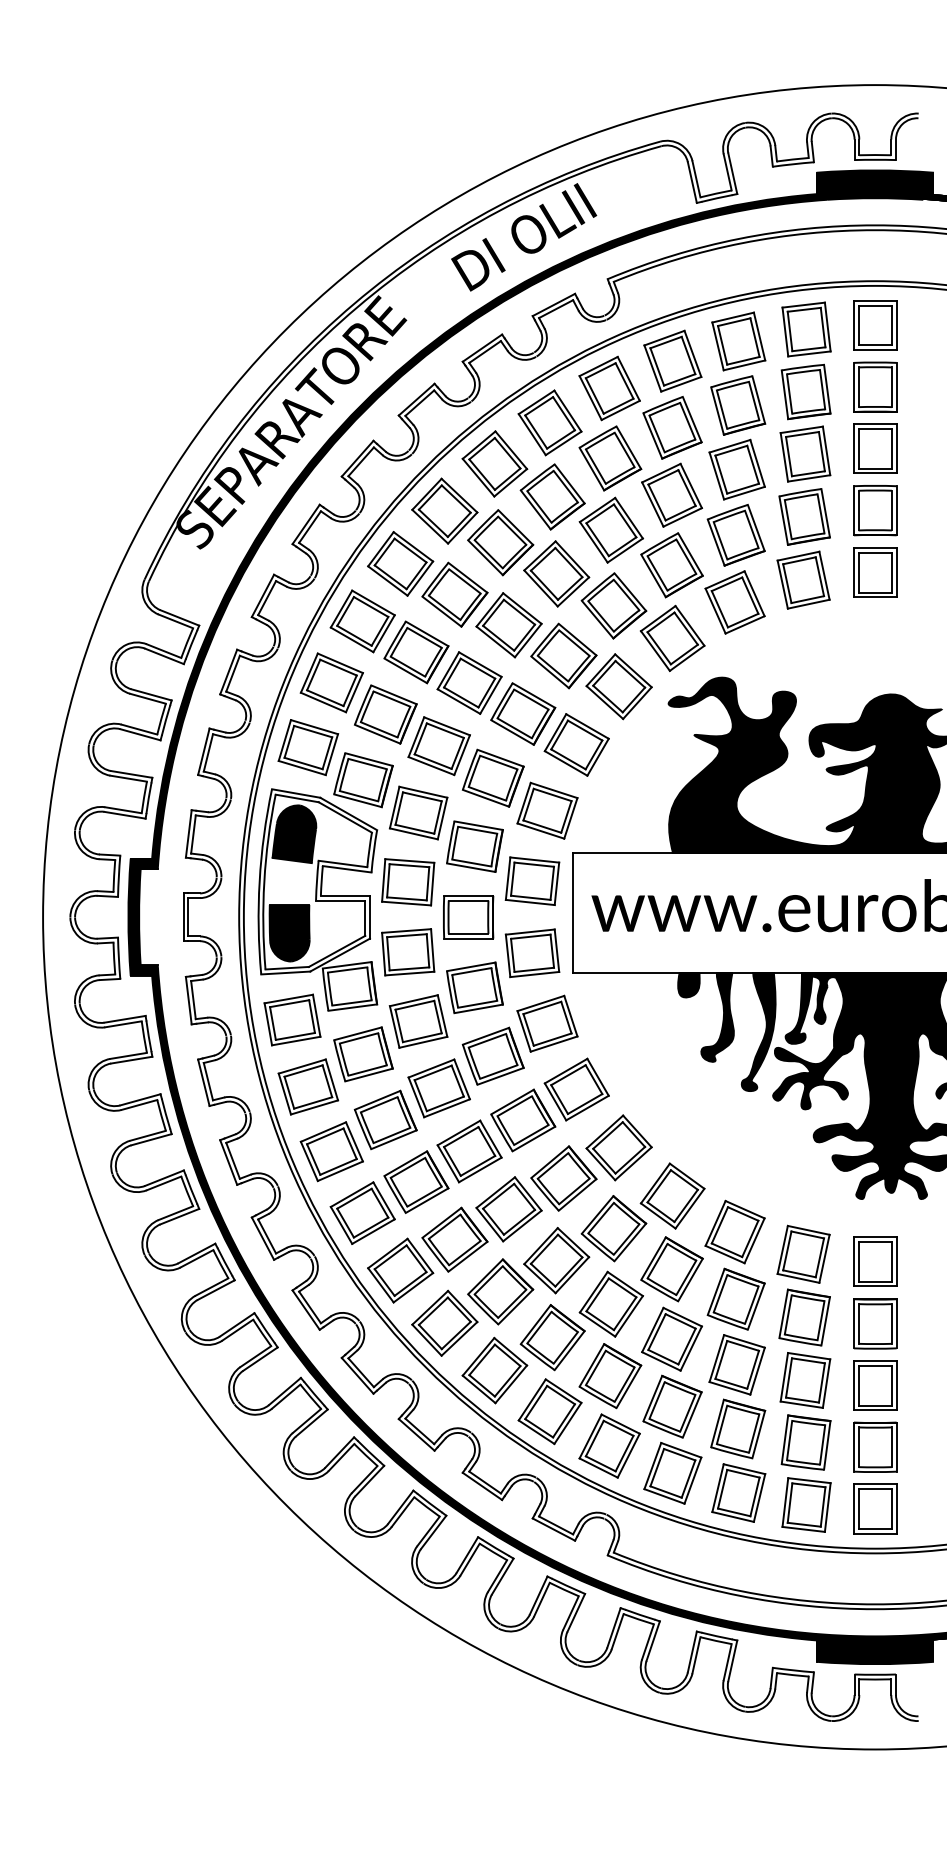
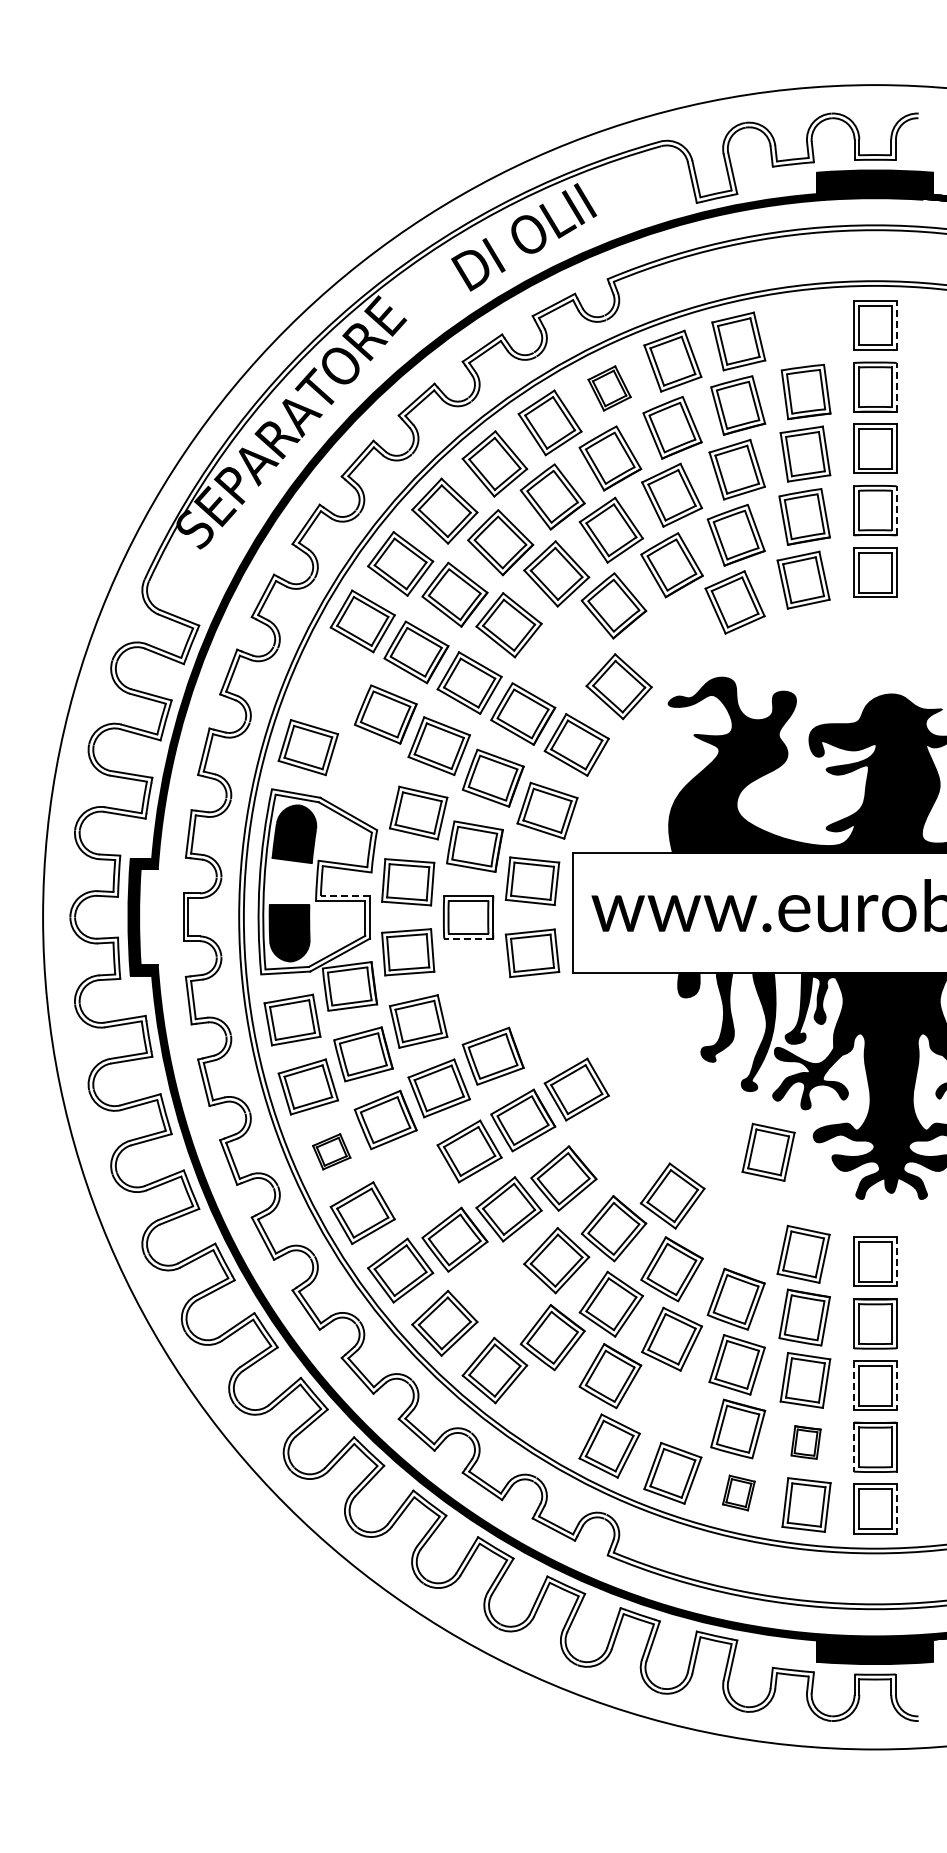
line: solid -> dashed (896, 325)
part: present -> none (806, 329)
line: solid -> dashed (896, 387)
part size: 63x67 px -> 45x47 px (609, 388)
line: solid -> dashed (896, 510)
part: present -> none (672, 637)
part: present -> none (563, 655)
part: present -> none (331, 682)
part: present -> none (363, 780)
line: solid -> dashed (345, 895)
line: solid -> dashed (468, 938)
part: present -> none (474, 987)
part: present -> none (547, 1023)
part: present -> none (618, 1147)
part size: 65x62 px -> 40x38 px (331, 1151)
part: none -> present (768, 1151)
part: present -> none (416, 1181)
part: present -> none (734, 1231)
line: solid -> dashed (896, 1261)
part: present -> none (500, 1291)
line: solid -> dashed (853, 1385)
line: solid -> dashed (896, 1385)
part: present -> none (672, 1406)
part: present -> none (549, 1411)
part size: 52x57 px -> 32x35 px (805, 1442)
line: solid -> dashed (853, 1447)
part size: 56x60 px -> 34x38 px (738, 1492)
line: solid -> dashed (896, 1509)
